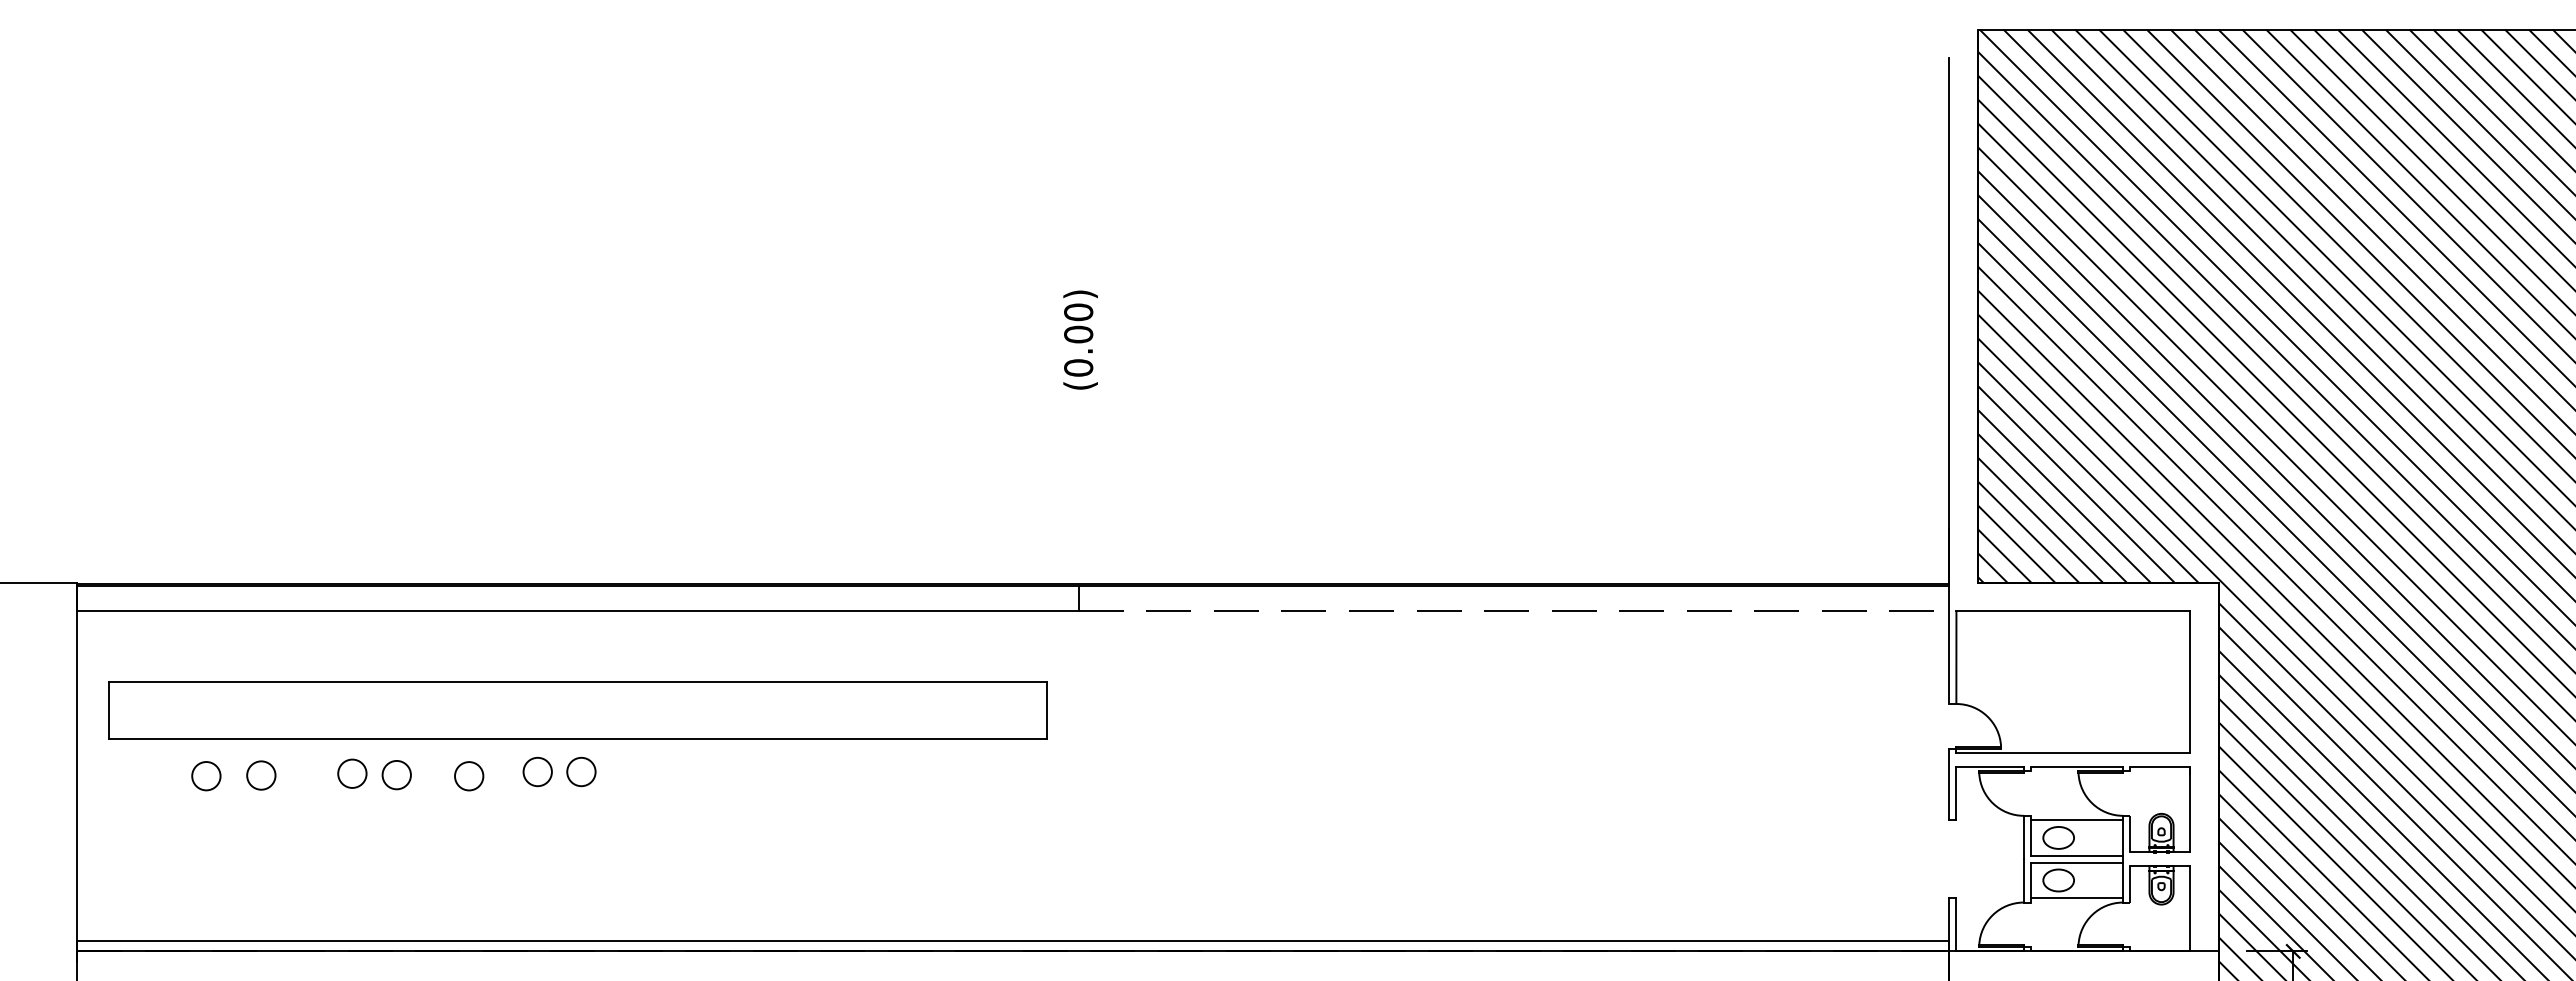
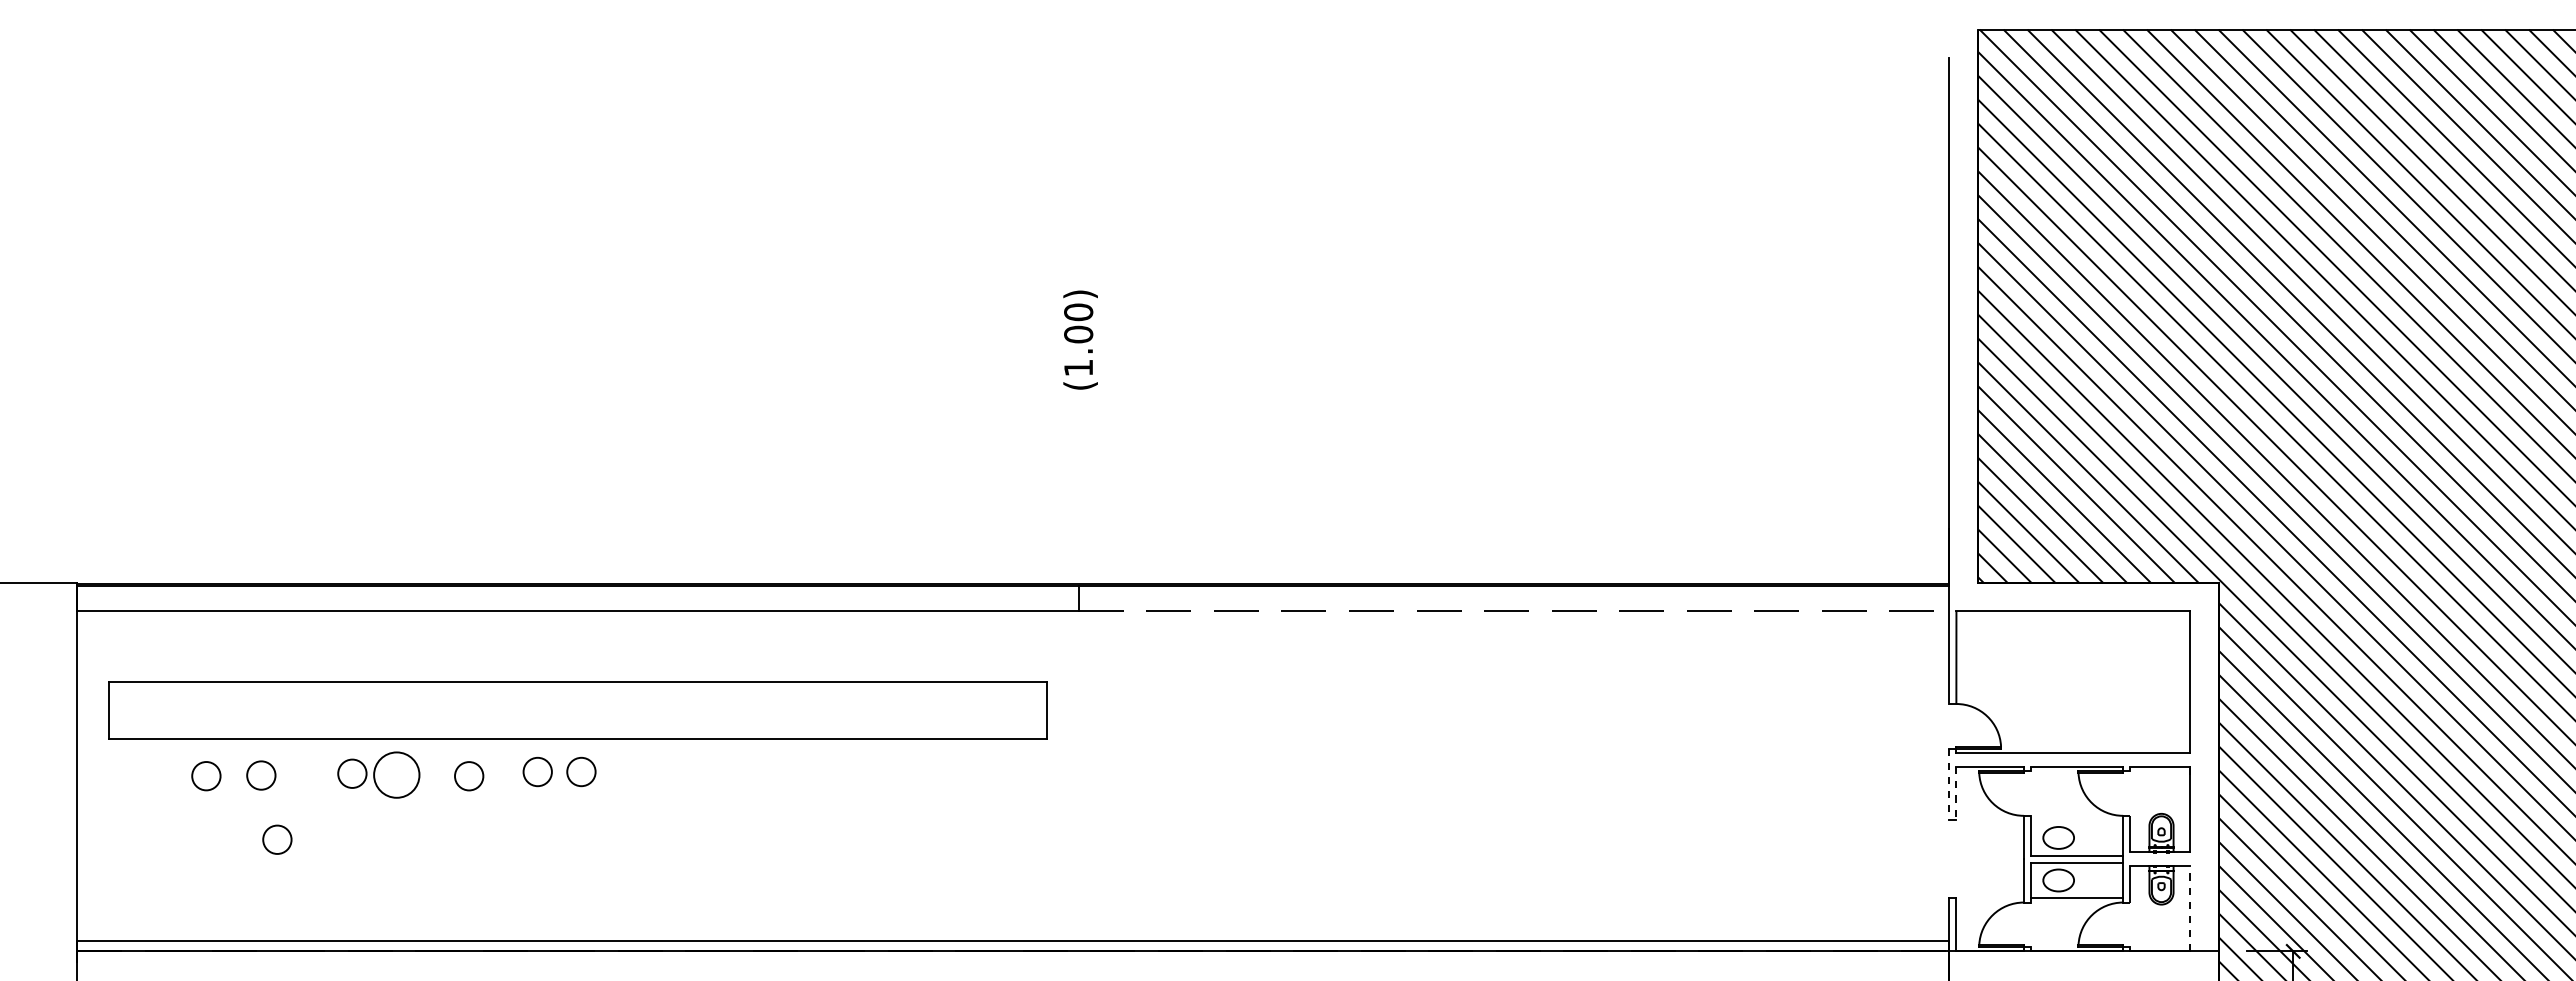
text: (0.00) -> (1.00) (1078, 367)
circle diameter: 28 px -> 45 px (396, 774)
line: solid -> dashed (1949, 784)
line: solid -> dashed (1956, 793)
line: present -> none (2076, 820)
circle: none -> present (277, 839)
line: solid -> dashed (2190, 908)
